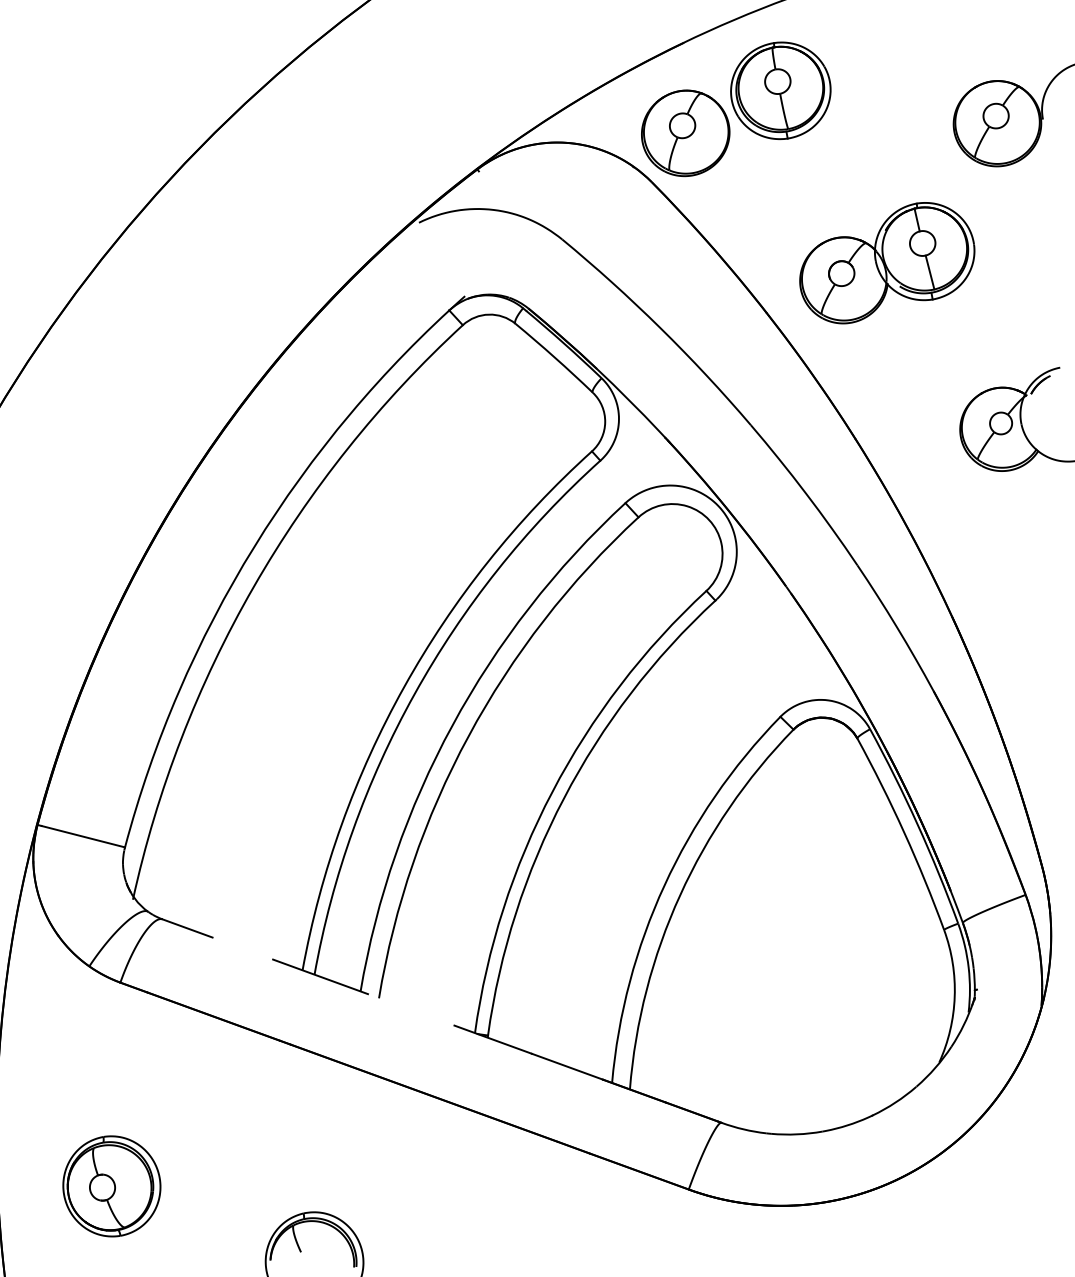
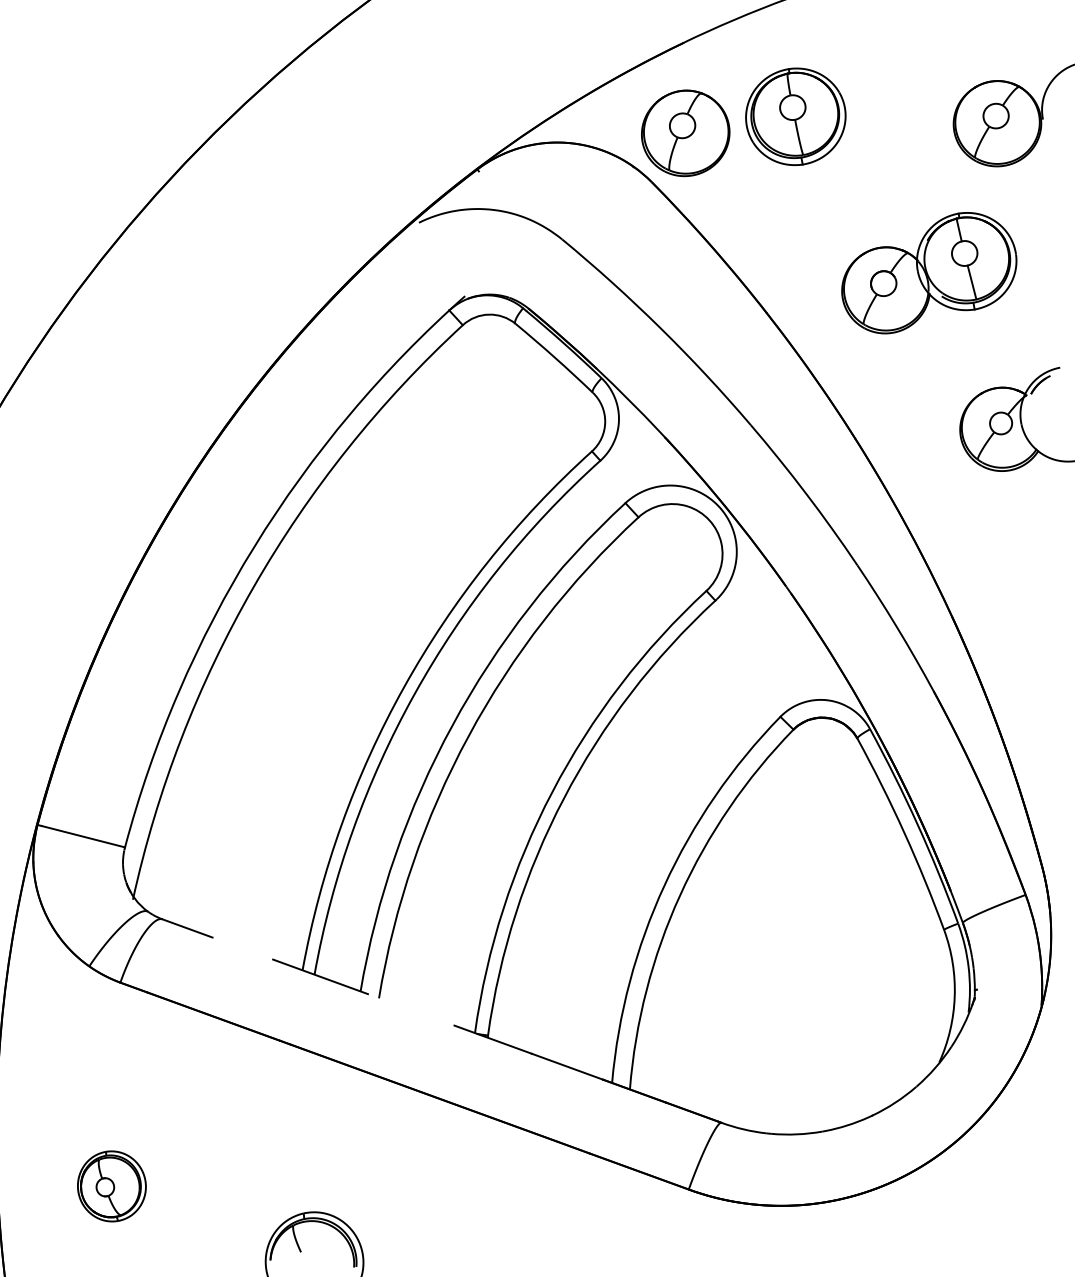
part position: (780, 90) -> (795, 116) (795, 116)
part position: (887, 263) -> (929, 273) (929, 273)
part size: 100x103 px -> 70x73 px (111, 1186)
